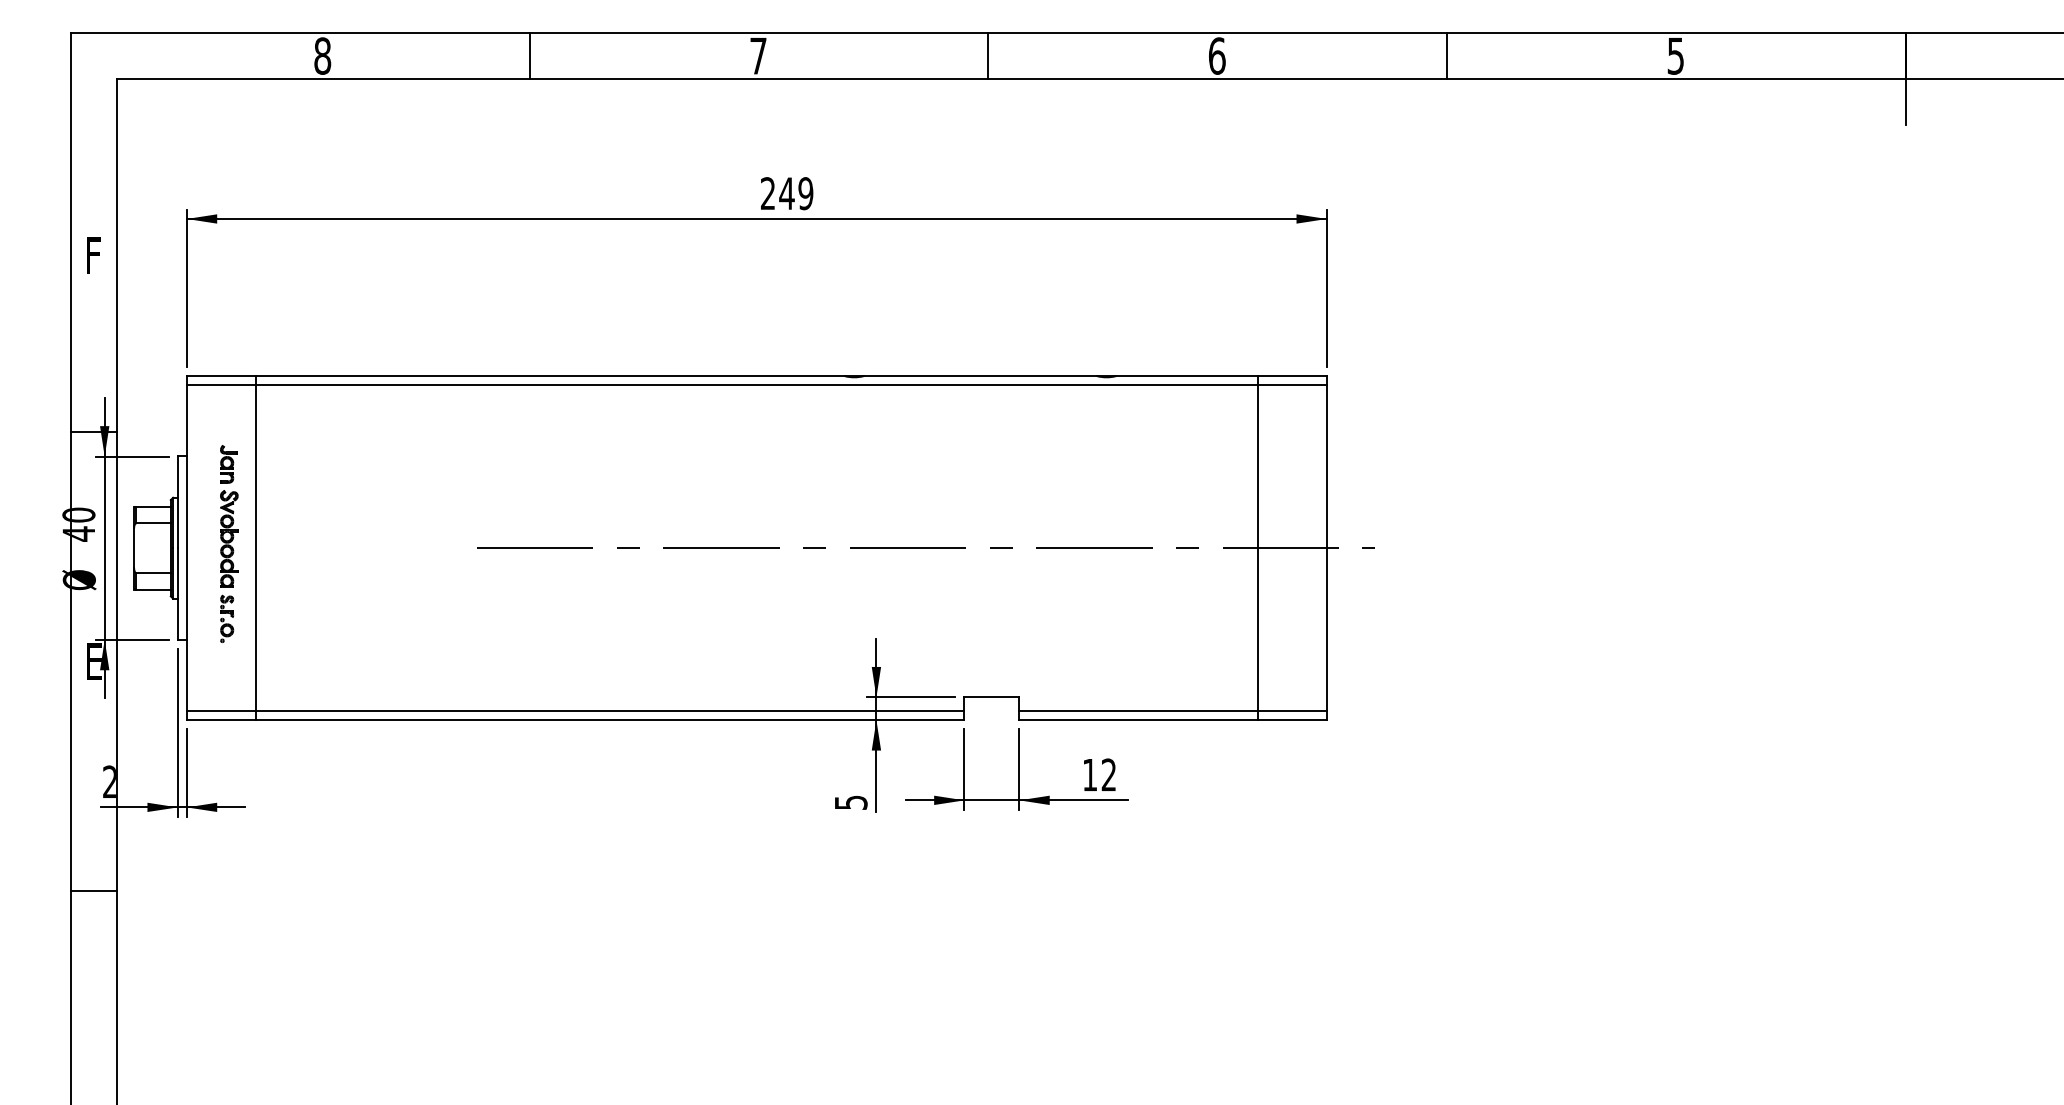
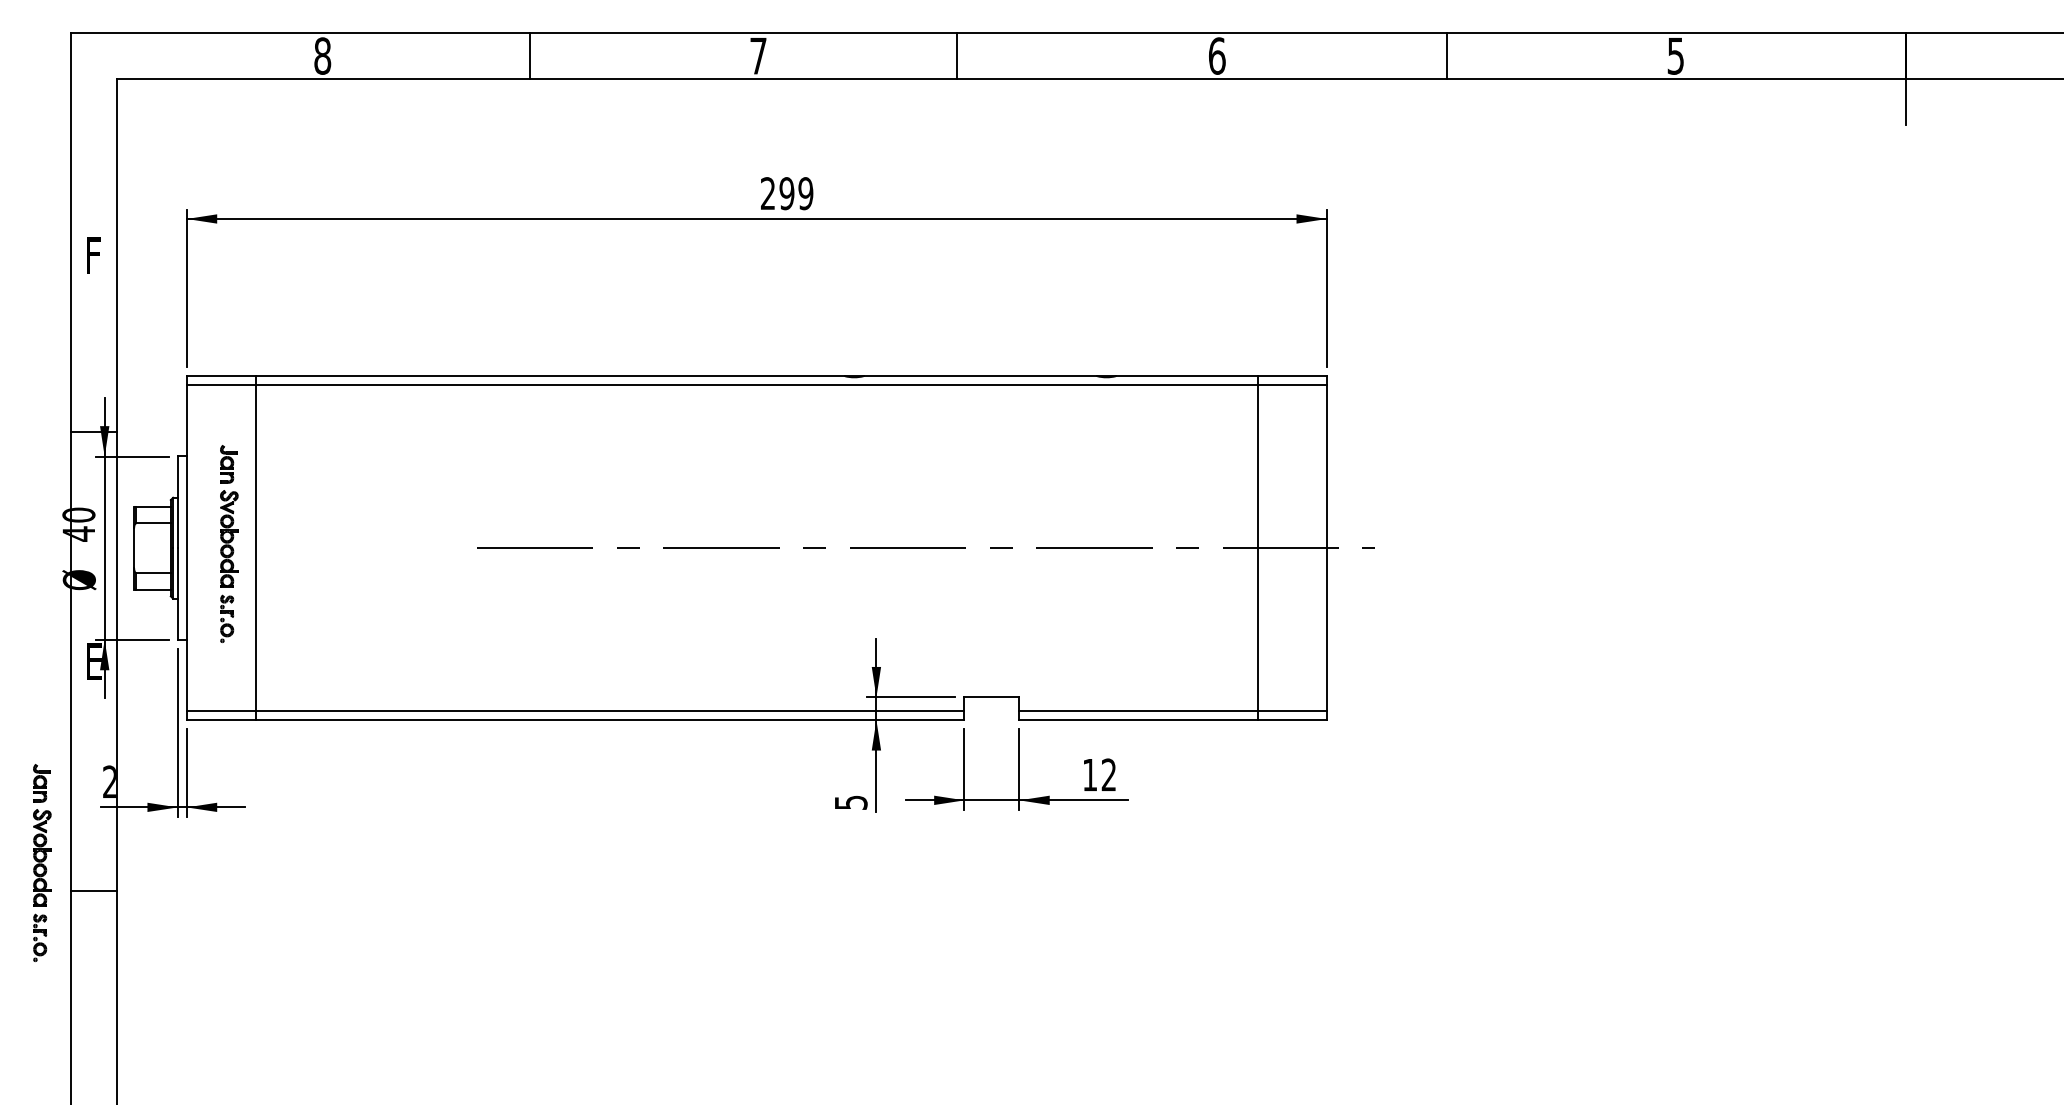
line position: (988, 55) -> (957, 55) (957, 55)
text: 249 -> 299 (786, 193)
part: none -> present (42, 862)
